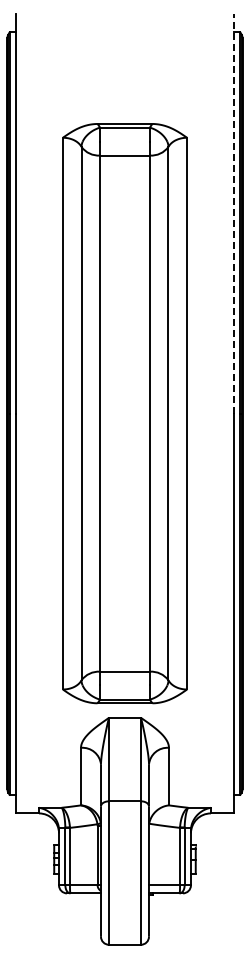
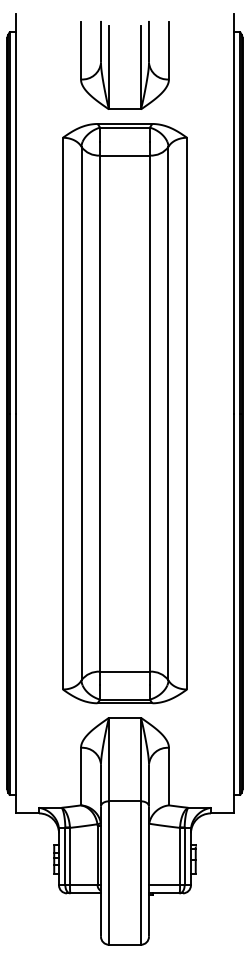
part: none -> present (109, 65)
line: dashed -> solid (233, 213)
